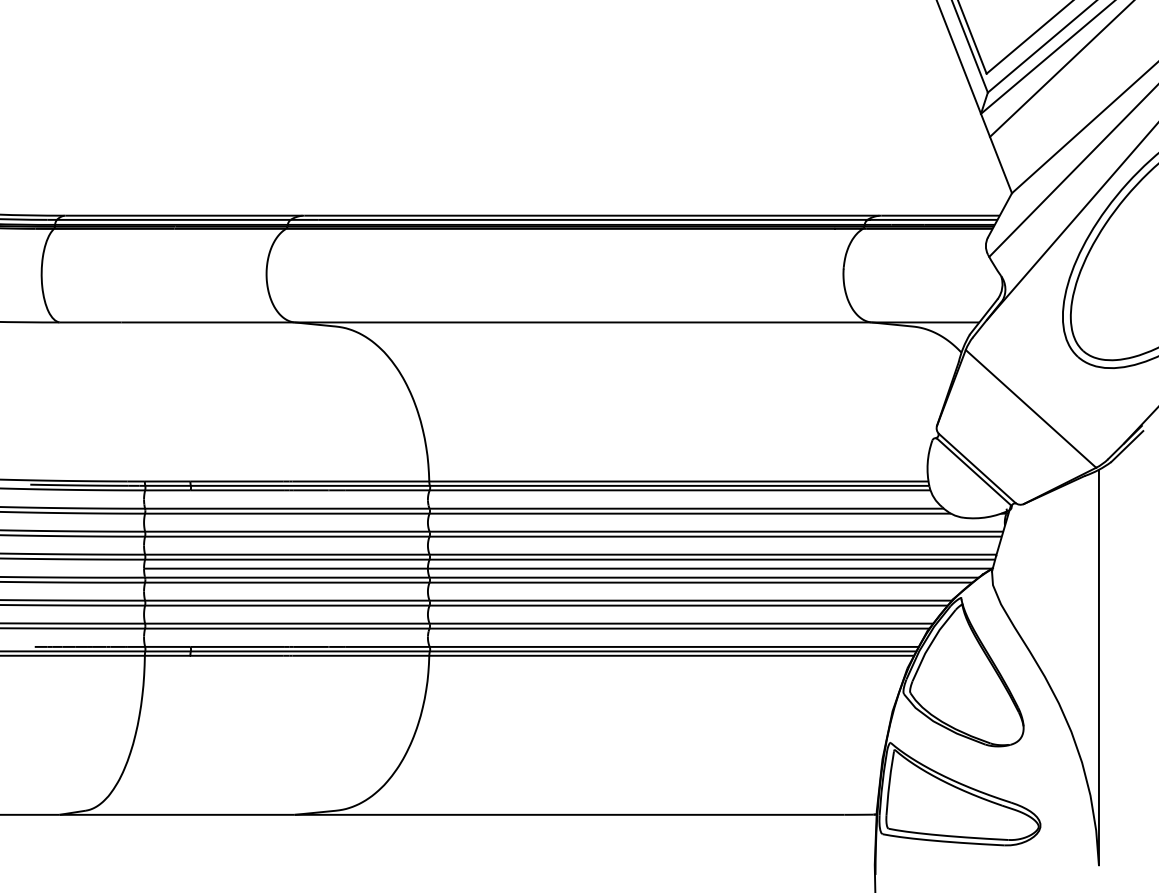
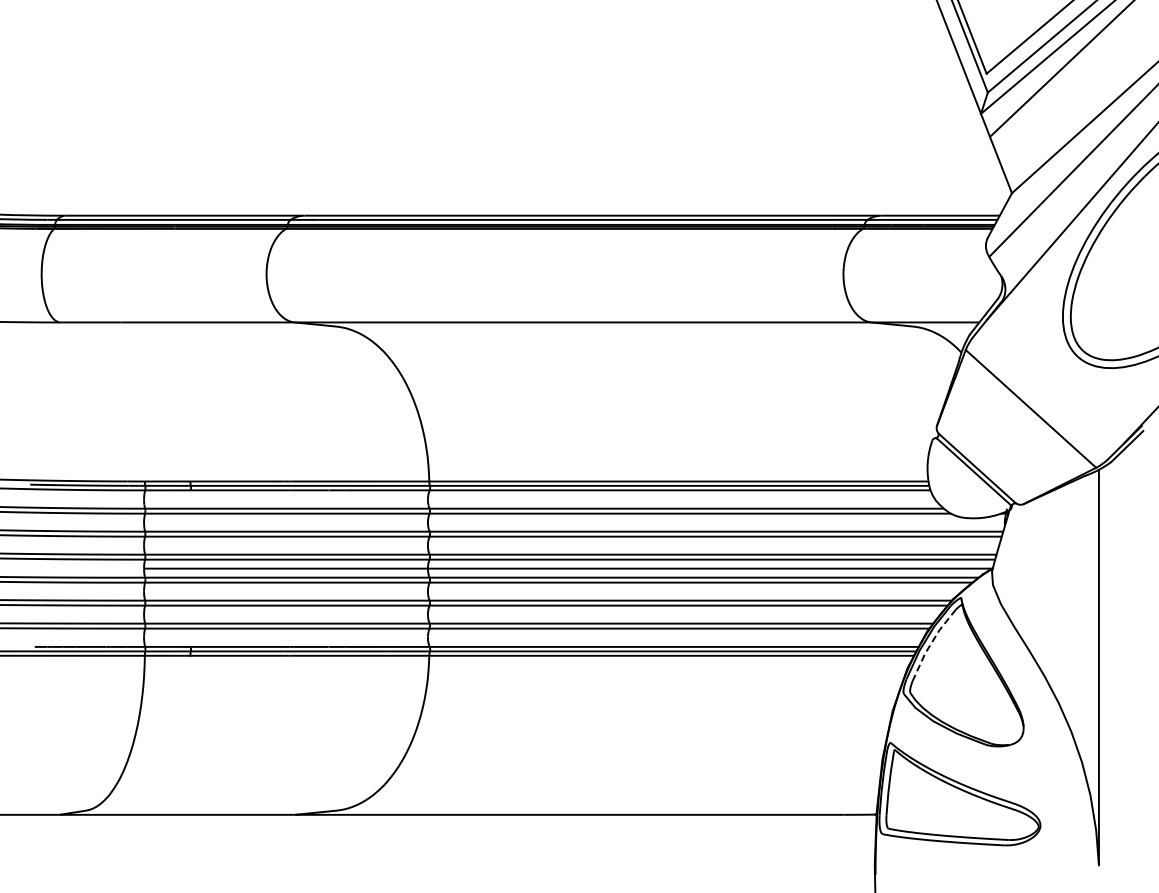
line: solid -> dashed (931, 643)
